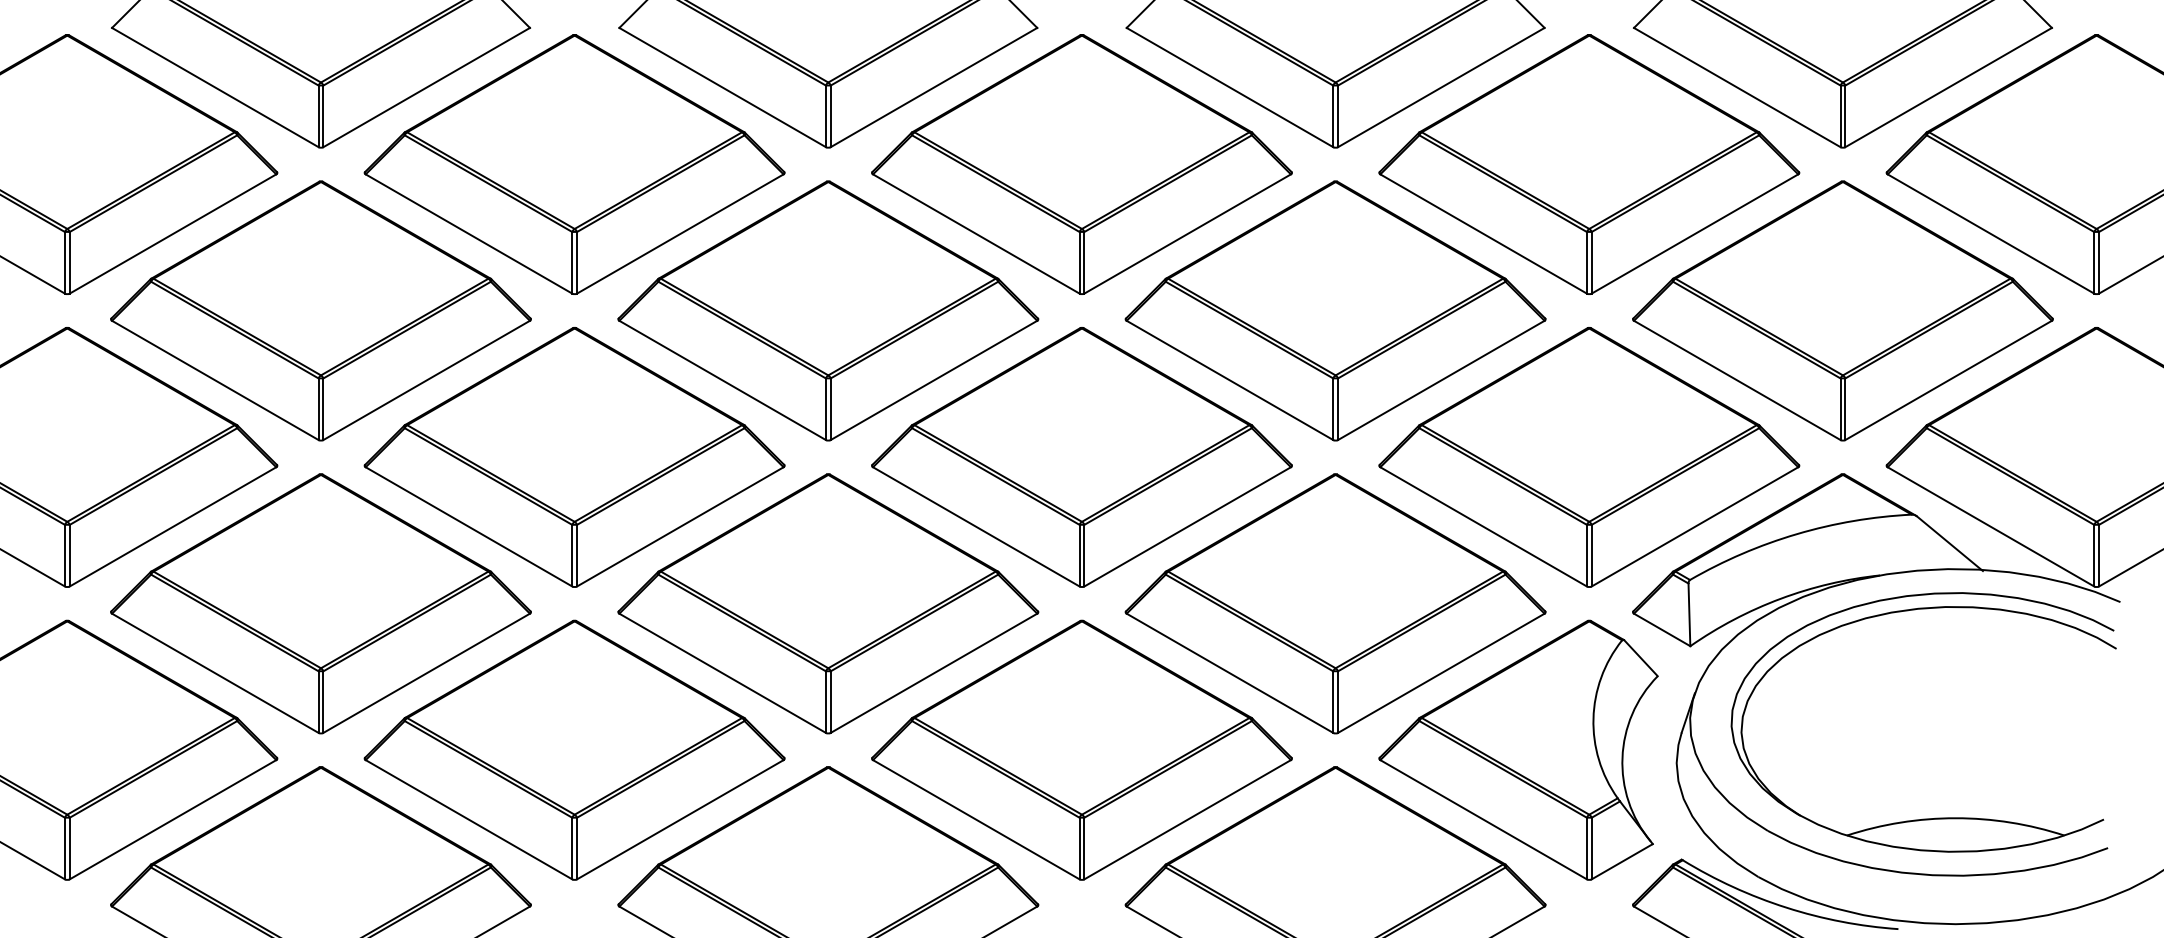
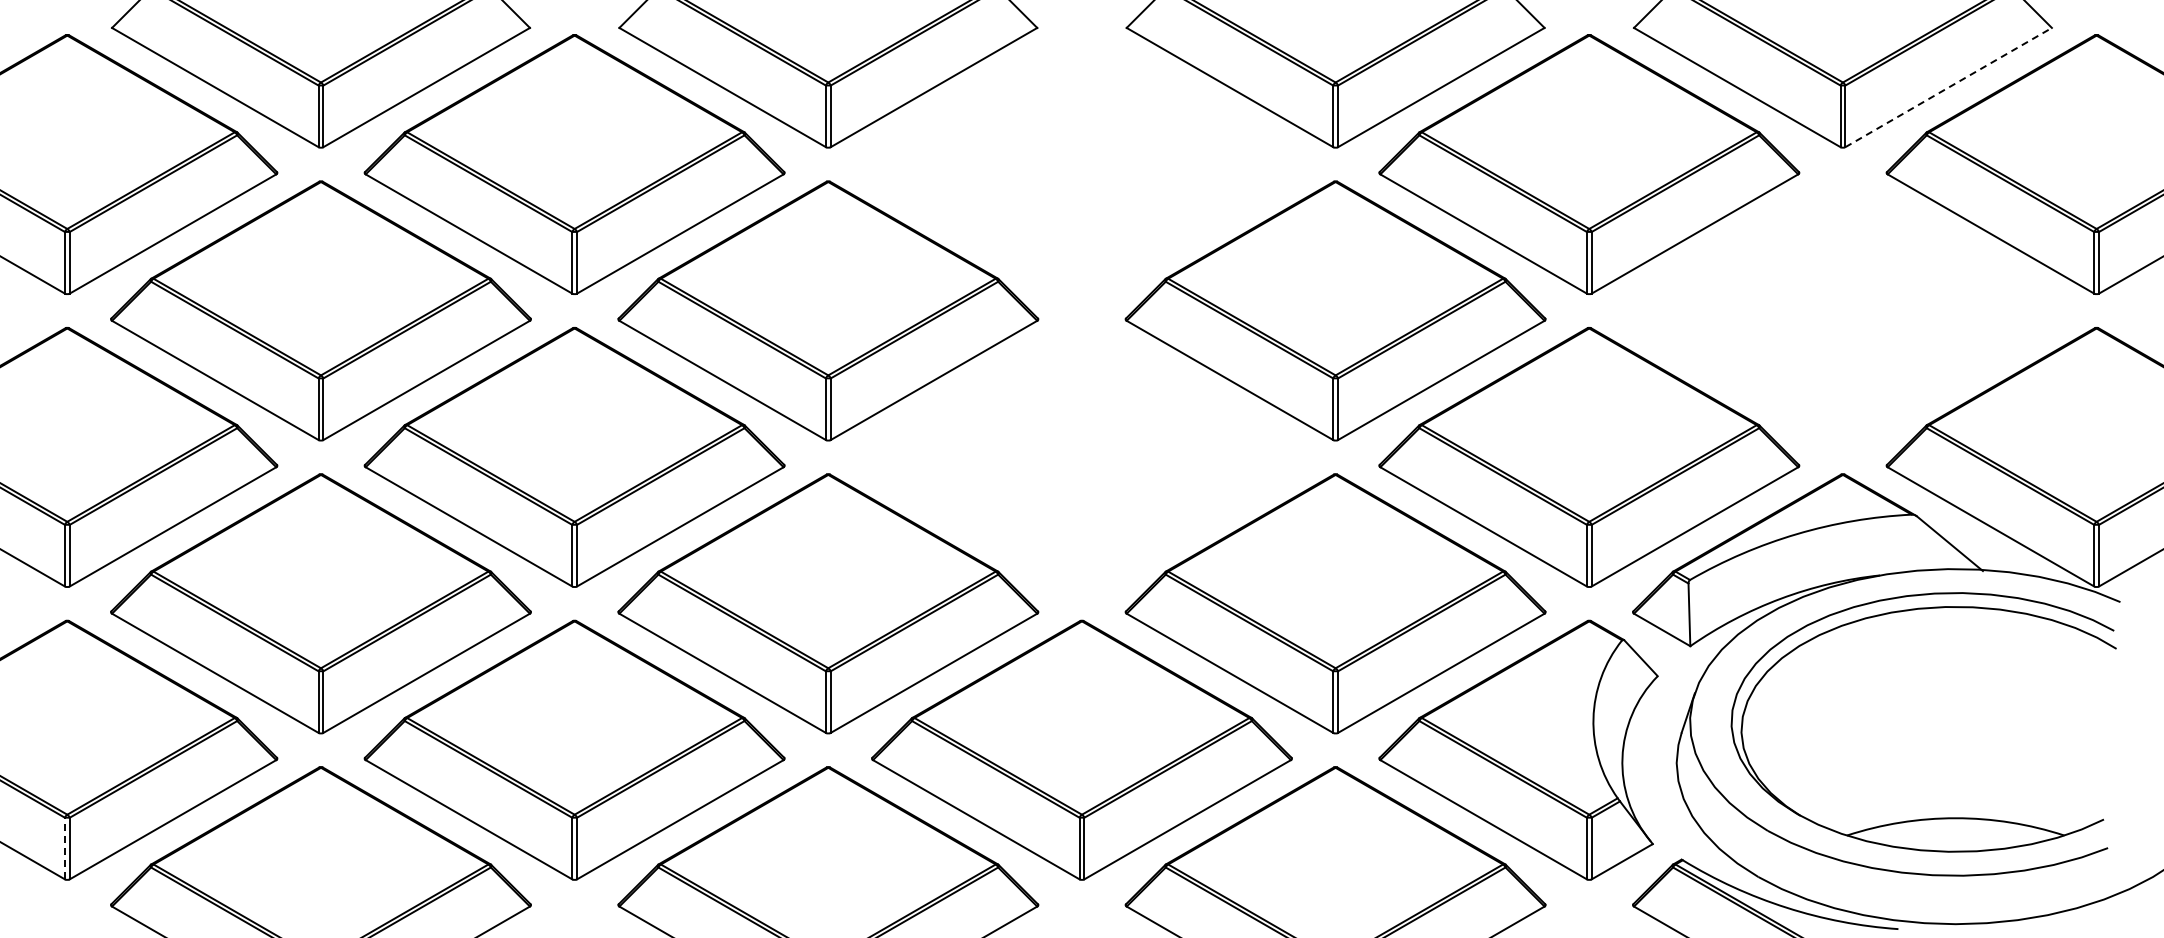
line: solid -> dashed (1949, 87)
part: present -> none (1081, 164)
part: present -> none (1842, 310)
part: present -> none (1081, 457)
line: solid -> dashed (64, 848)
